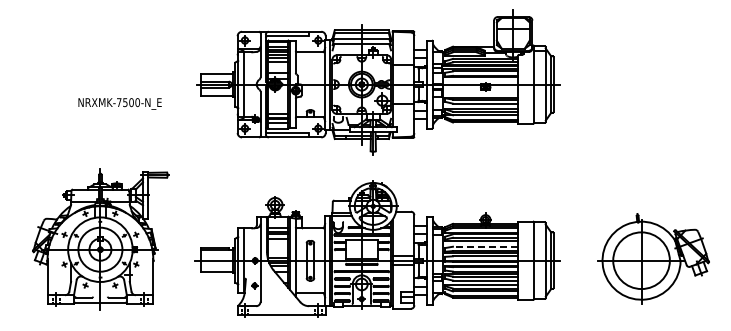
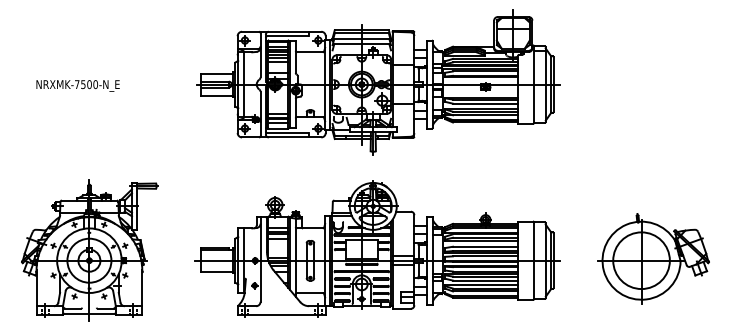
text position: (119, 103) -> (77, 85) (77, 85)
part position: (100, 239) -> (89, 250) (89, 250)
line: dashed -> solid (485, 246)
